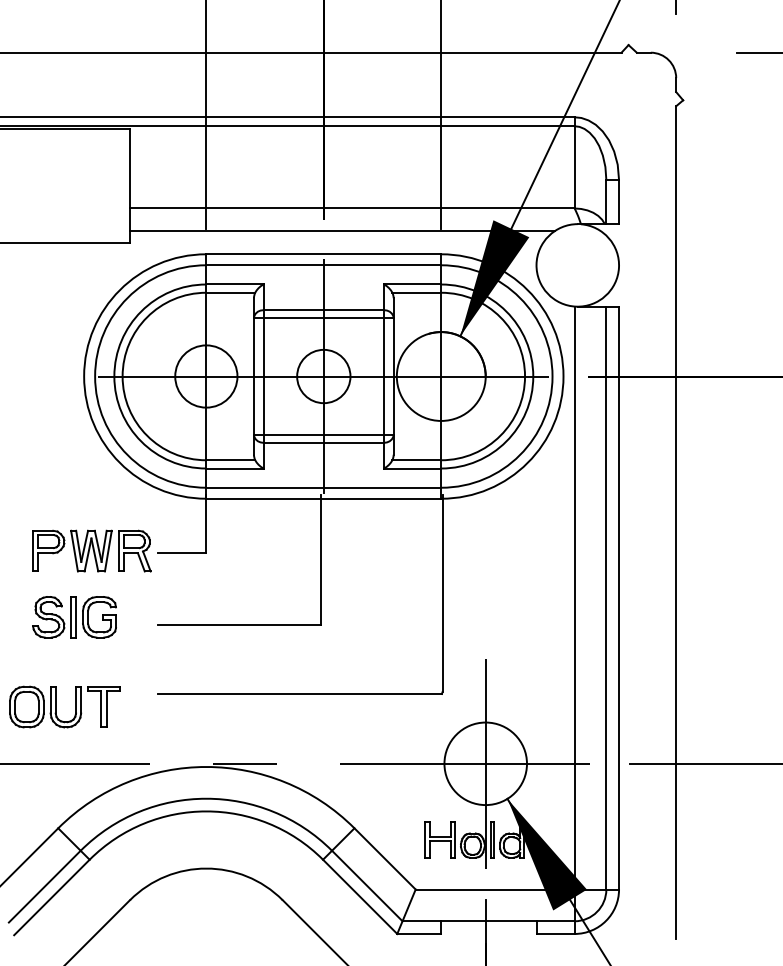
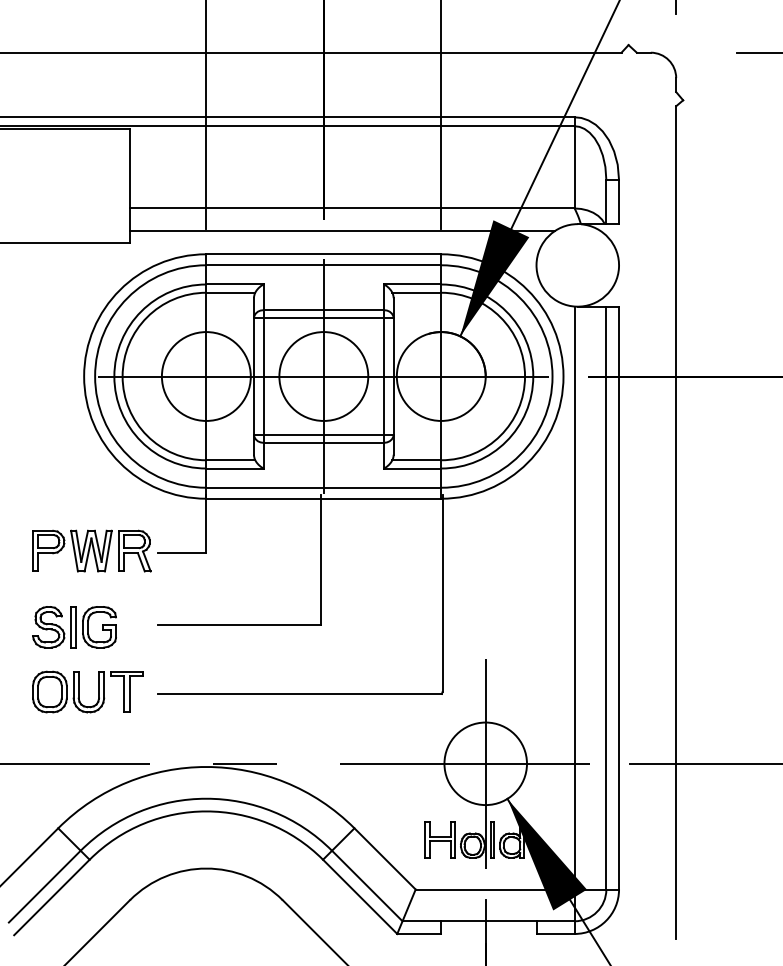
circle diameter: 62 px -> 89 px (205, 376)
circle diameter: 53 px -> 89 px (323, 376)
part position: (74, 617) -> (74, 627) (74, 627)
part position: (56, 706) -> (79, 691) (79, 691)
